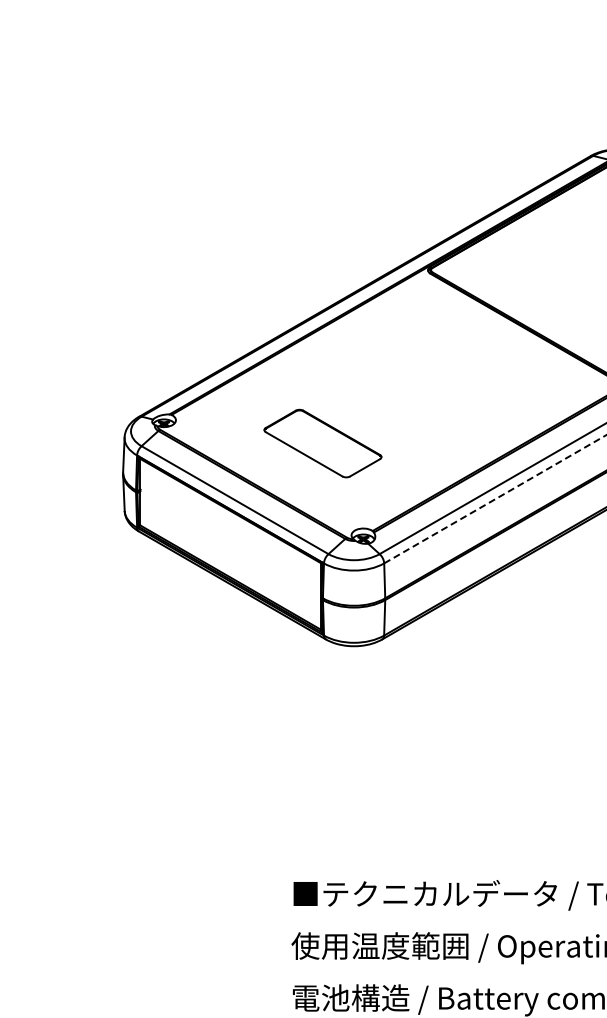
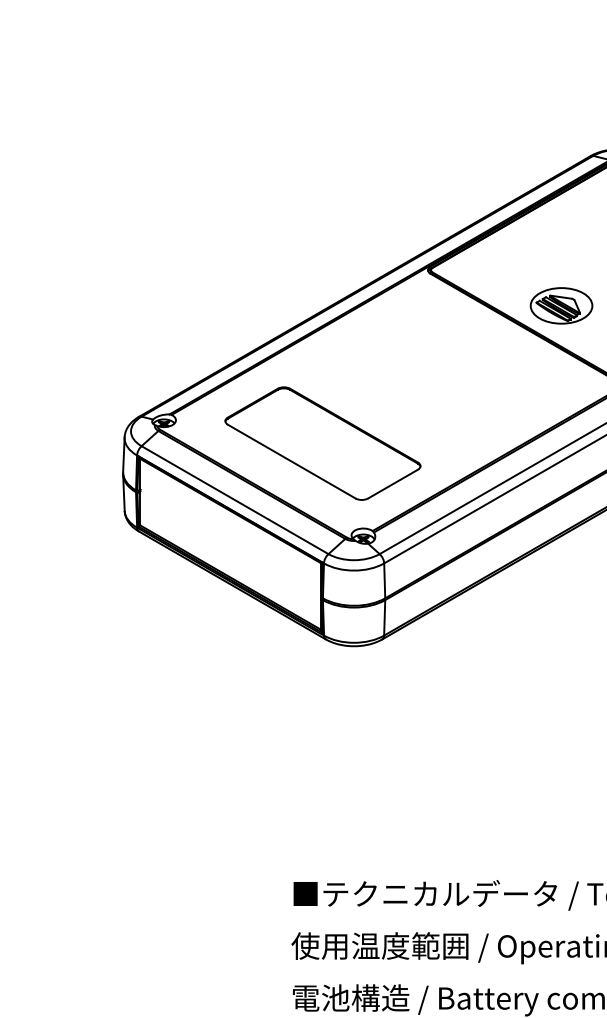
part: none -> present (561, 305)
part size: 120x71 px -> 198x115 px (322, 443)
line: dashed -> solid (495, 498)
